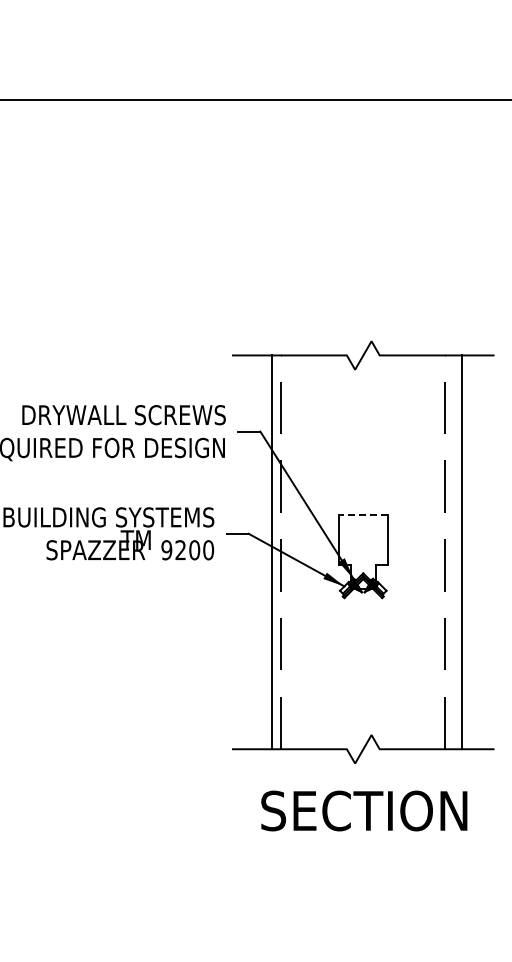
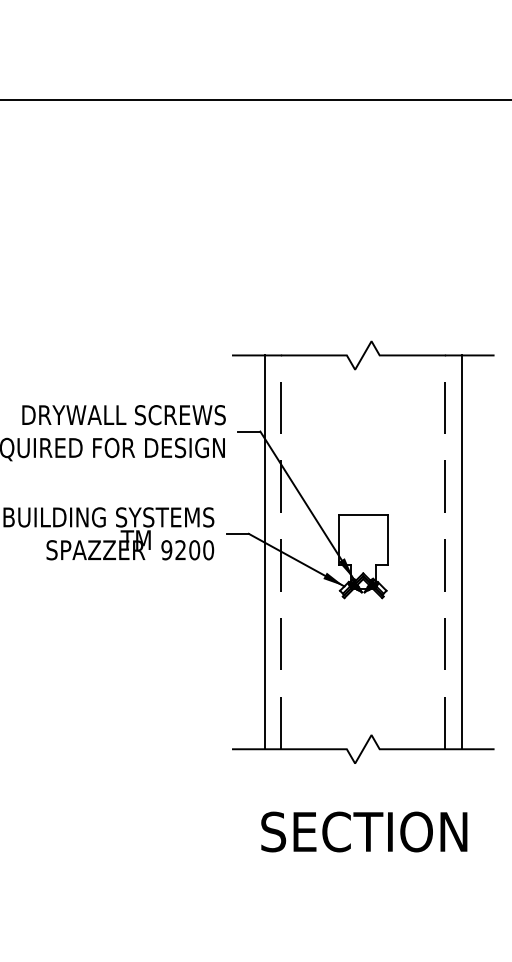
line: dashed -> solid (363, 515)
line position: (271, 552) -> (264, 552) (264, 552)
text position: (364, 810) -> (364, 831) (364, 831)
